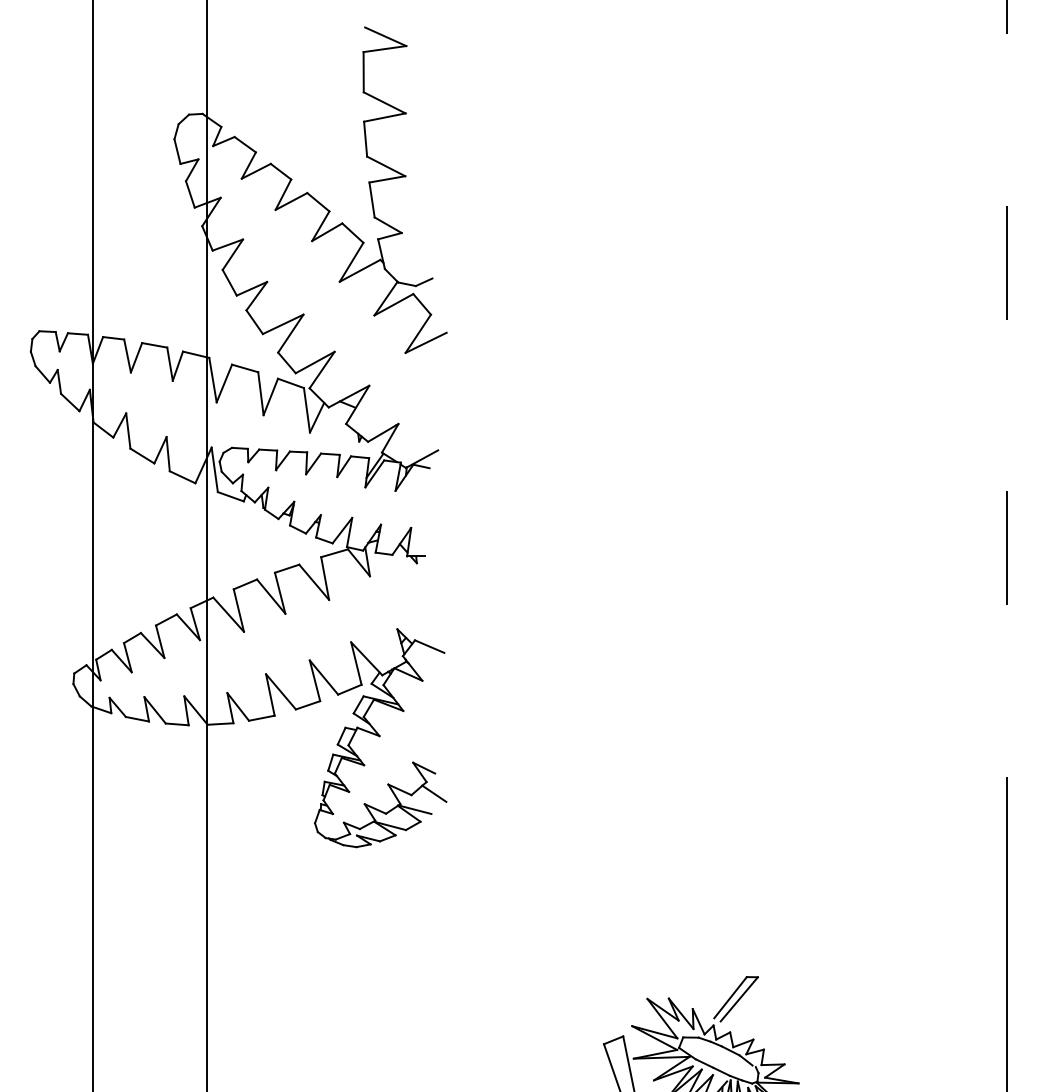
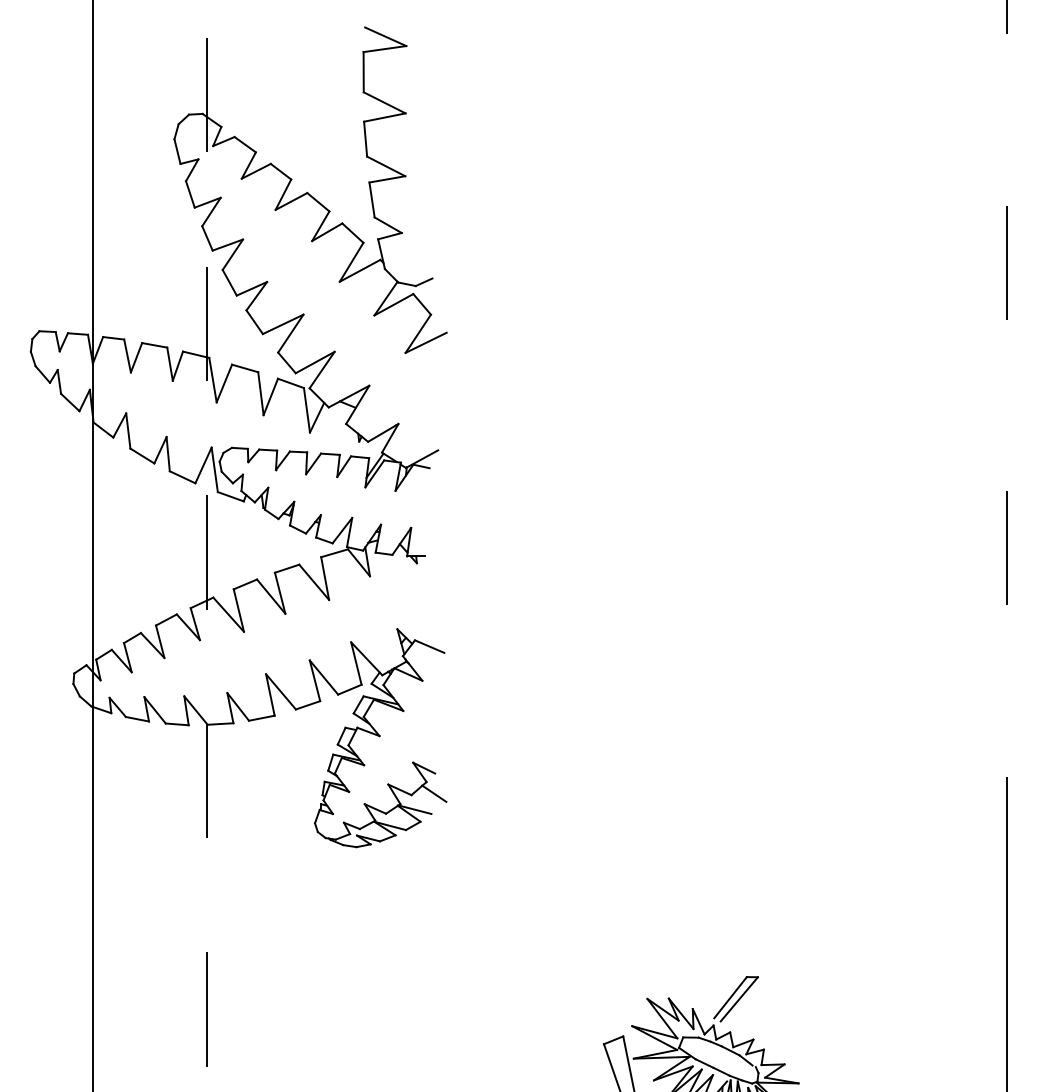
line: solid -> dashed (207, 547)
